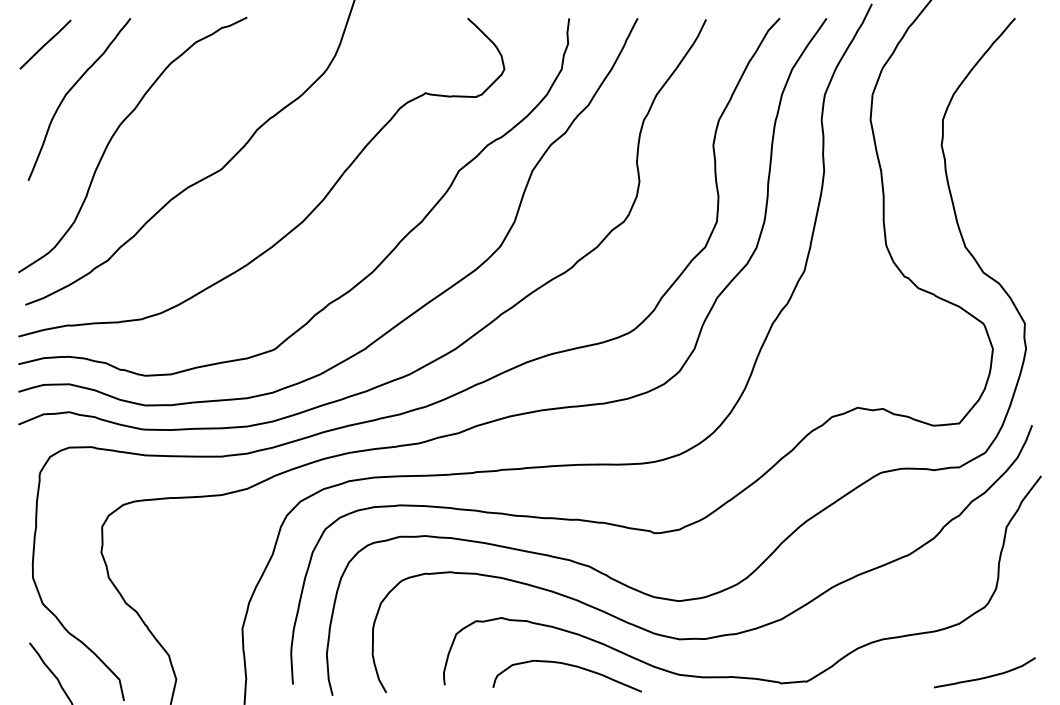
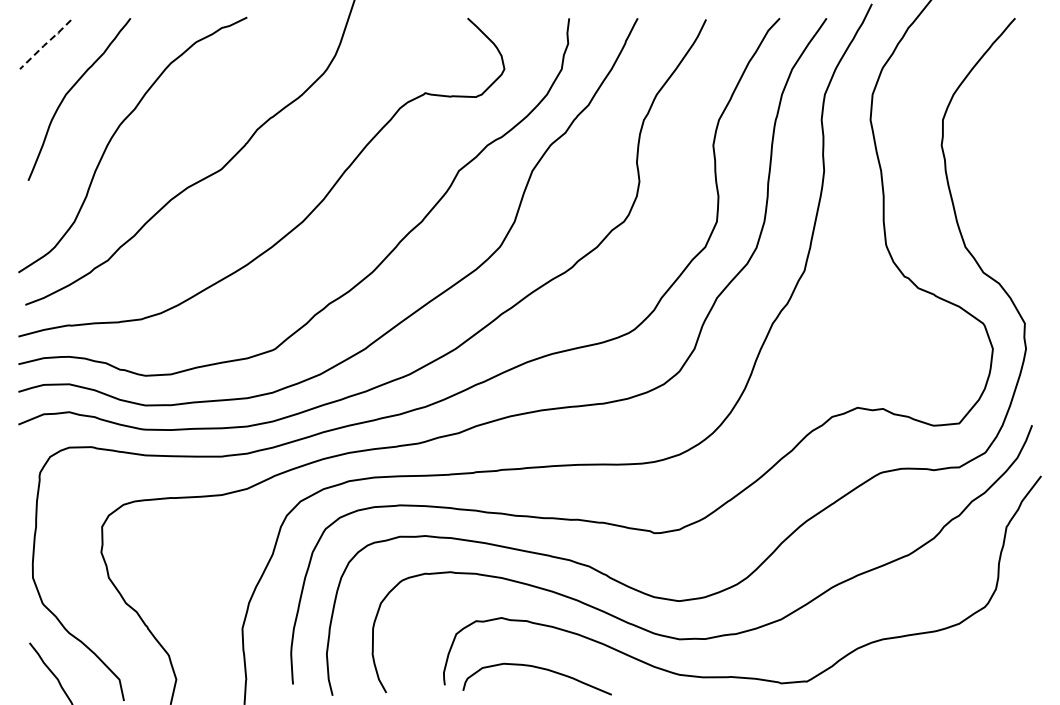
line: solid -> dashed (45, 44)
curve position: (566, 665) -> (536, 668) (536, 668)
curve: present -> none (985, 676)
